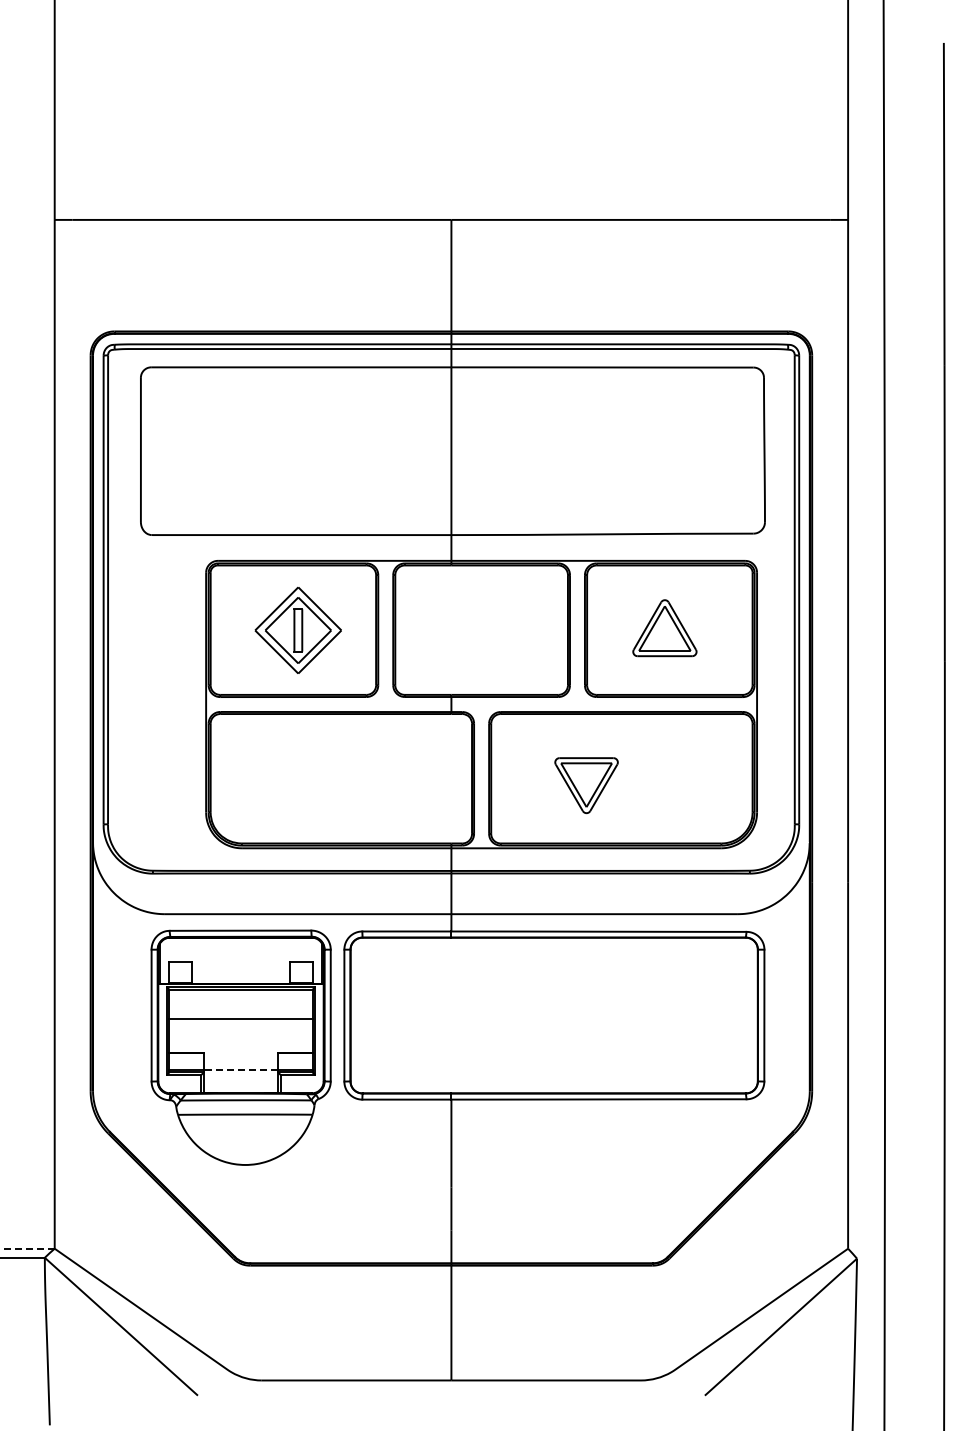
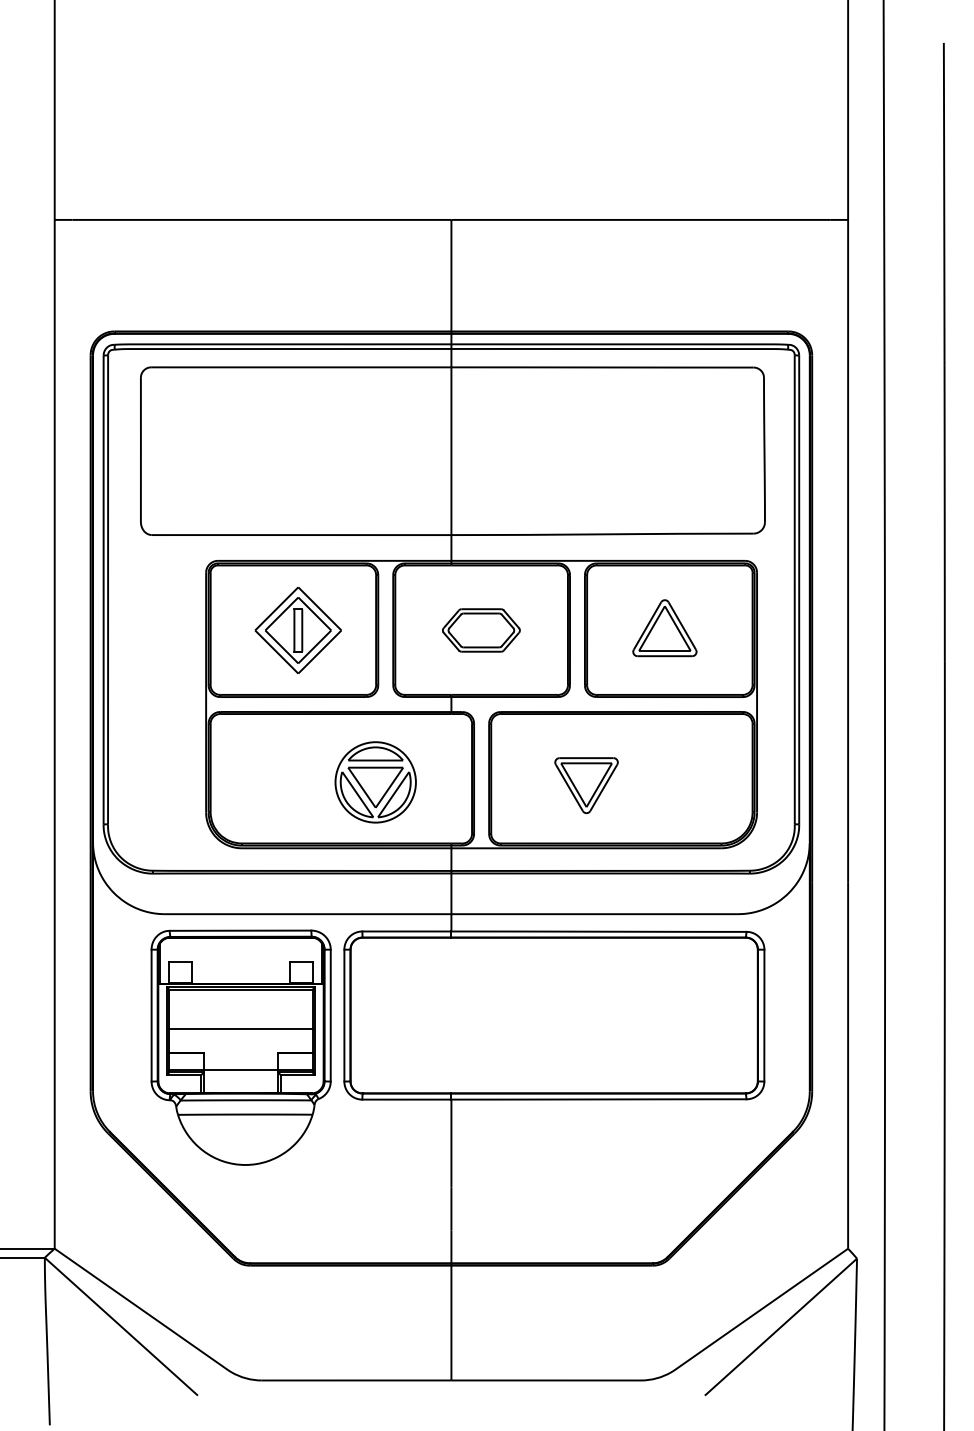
part: none -> present (481, 630)
part: none -> present (375, 782)
line position: (240, 1019) -> (240, 1029) (240, 1029)
line: dashed -> solid (240, 1070)
line: dashed -> solid (27, 1248)
